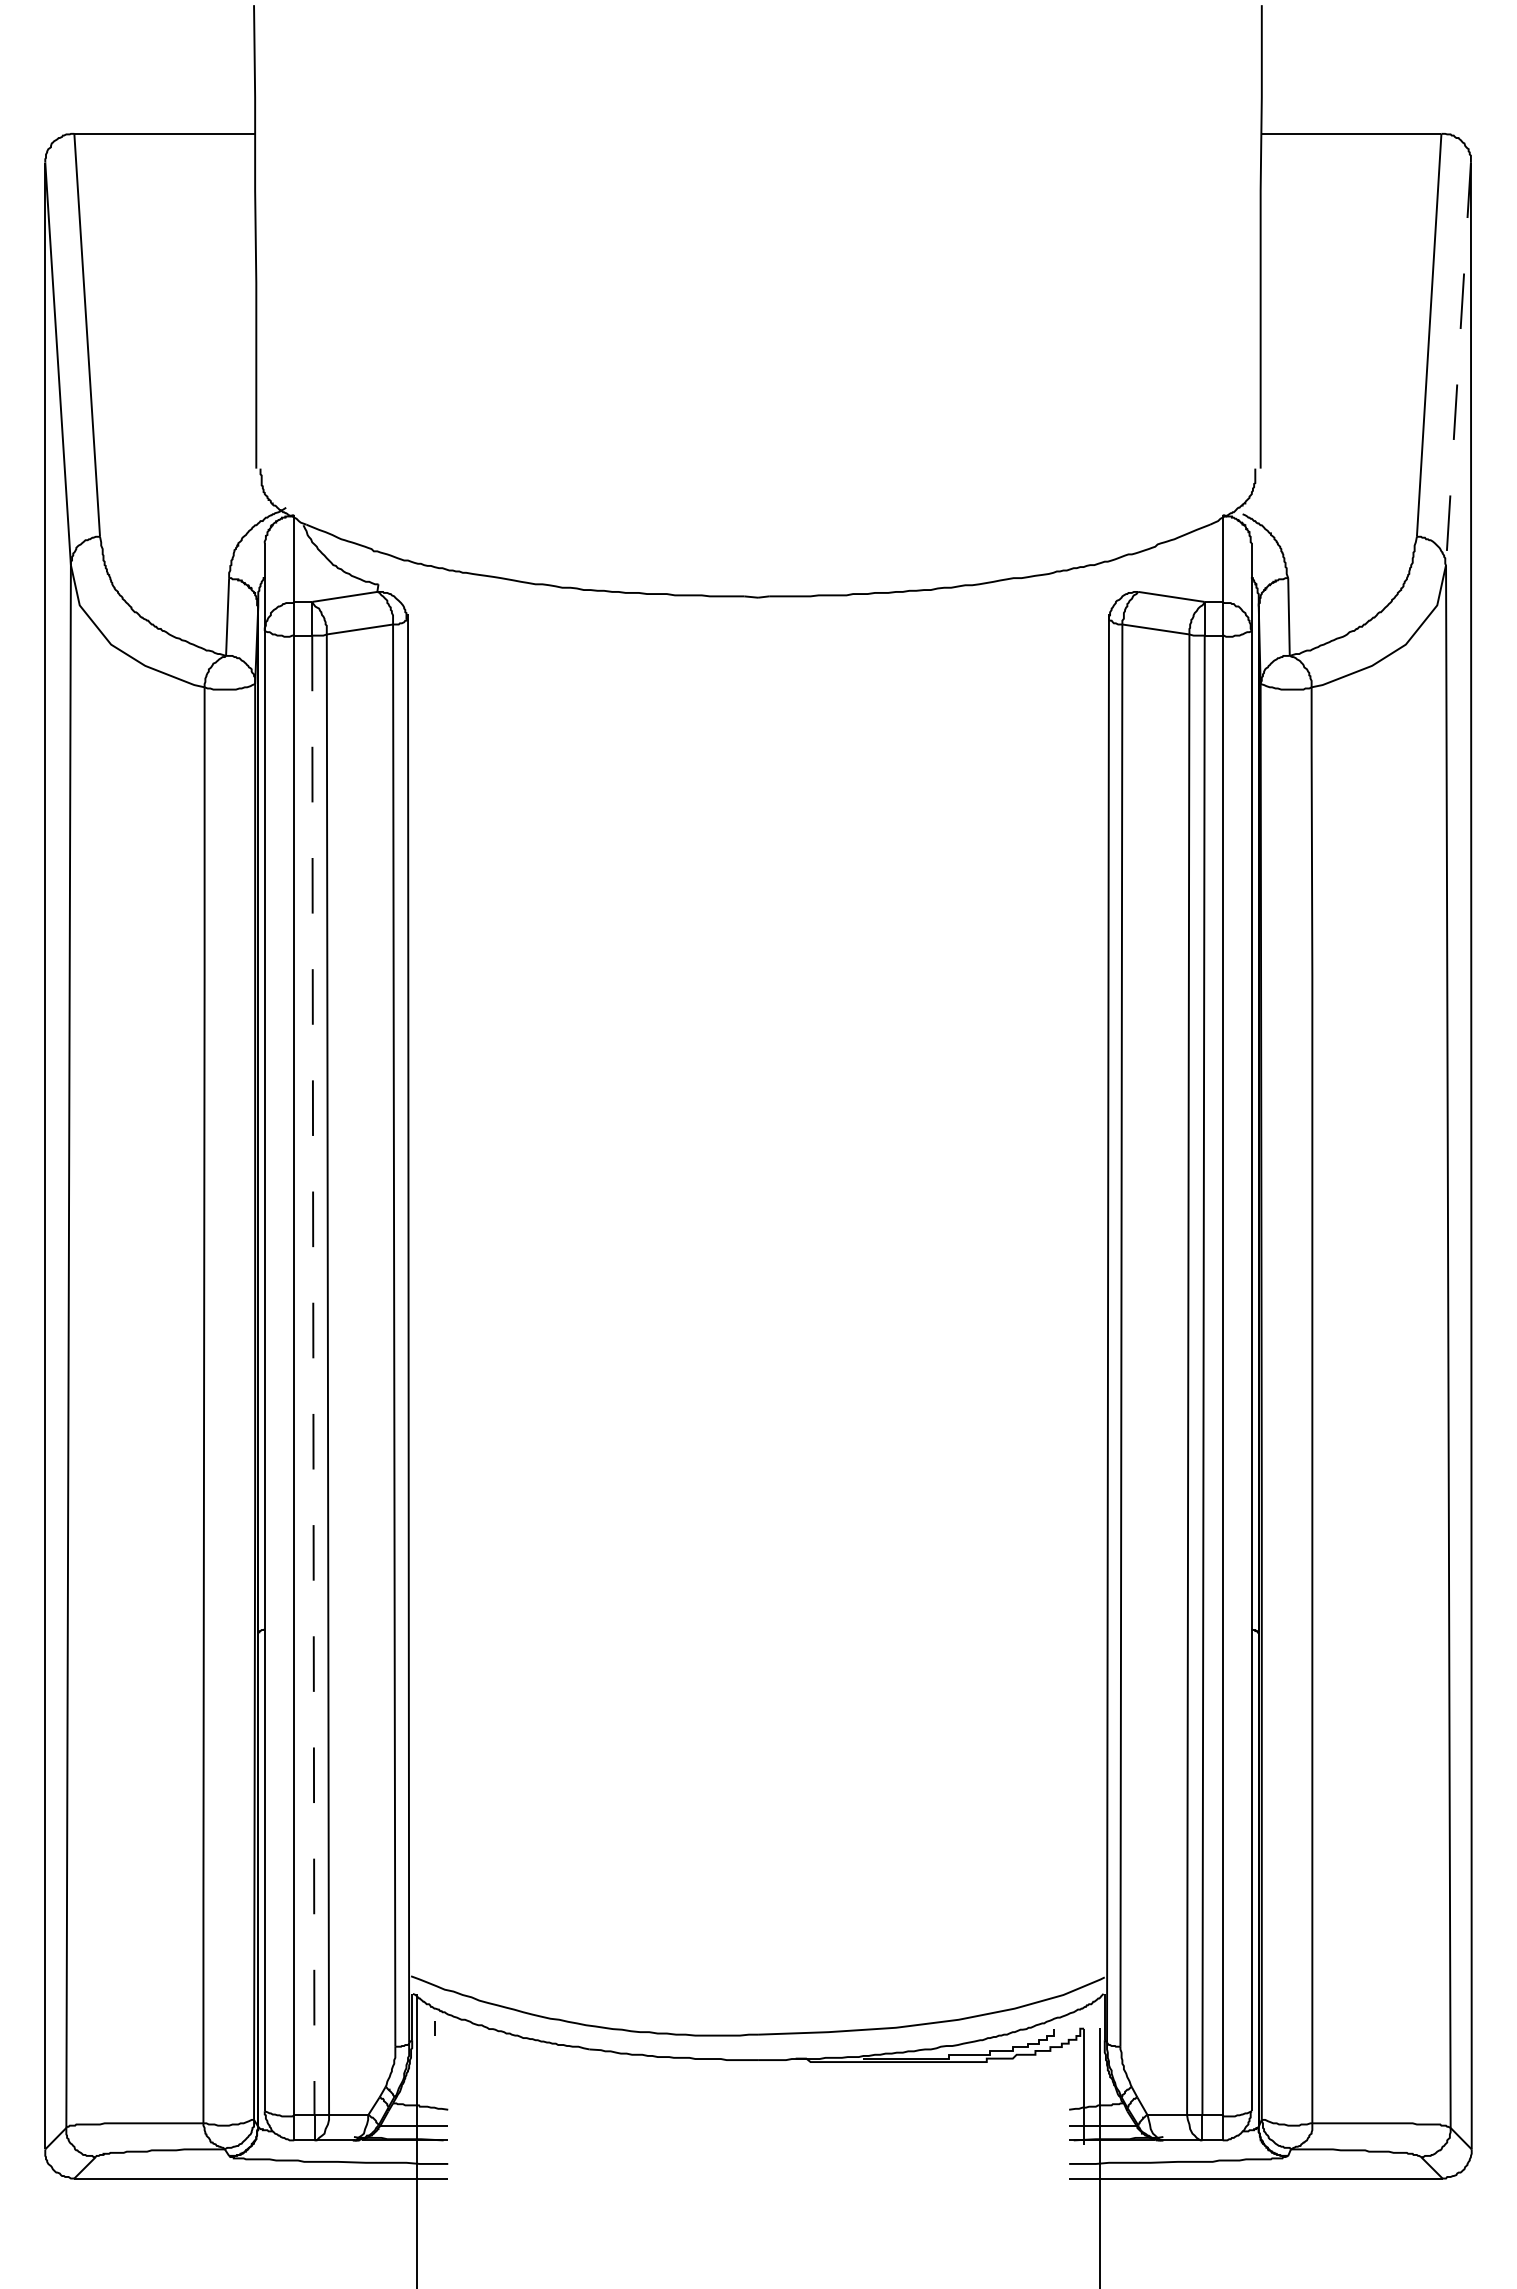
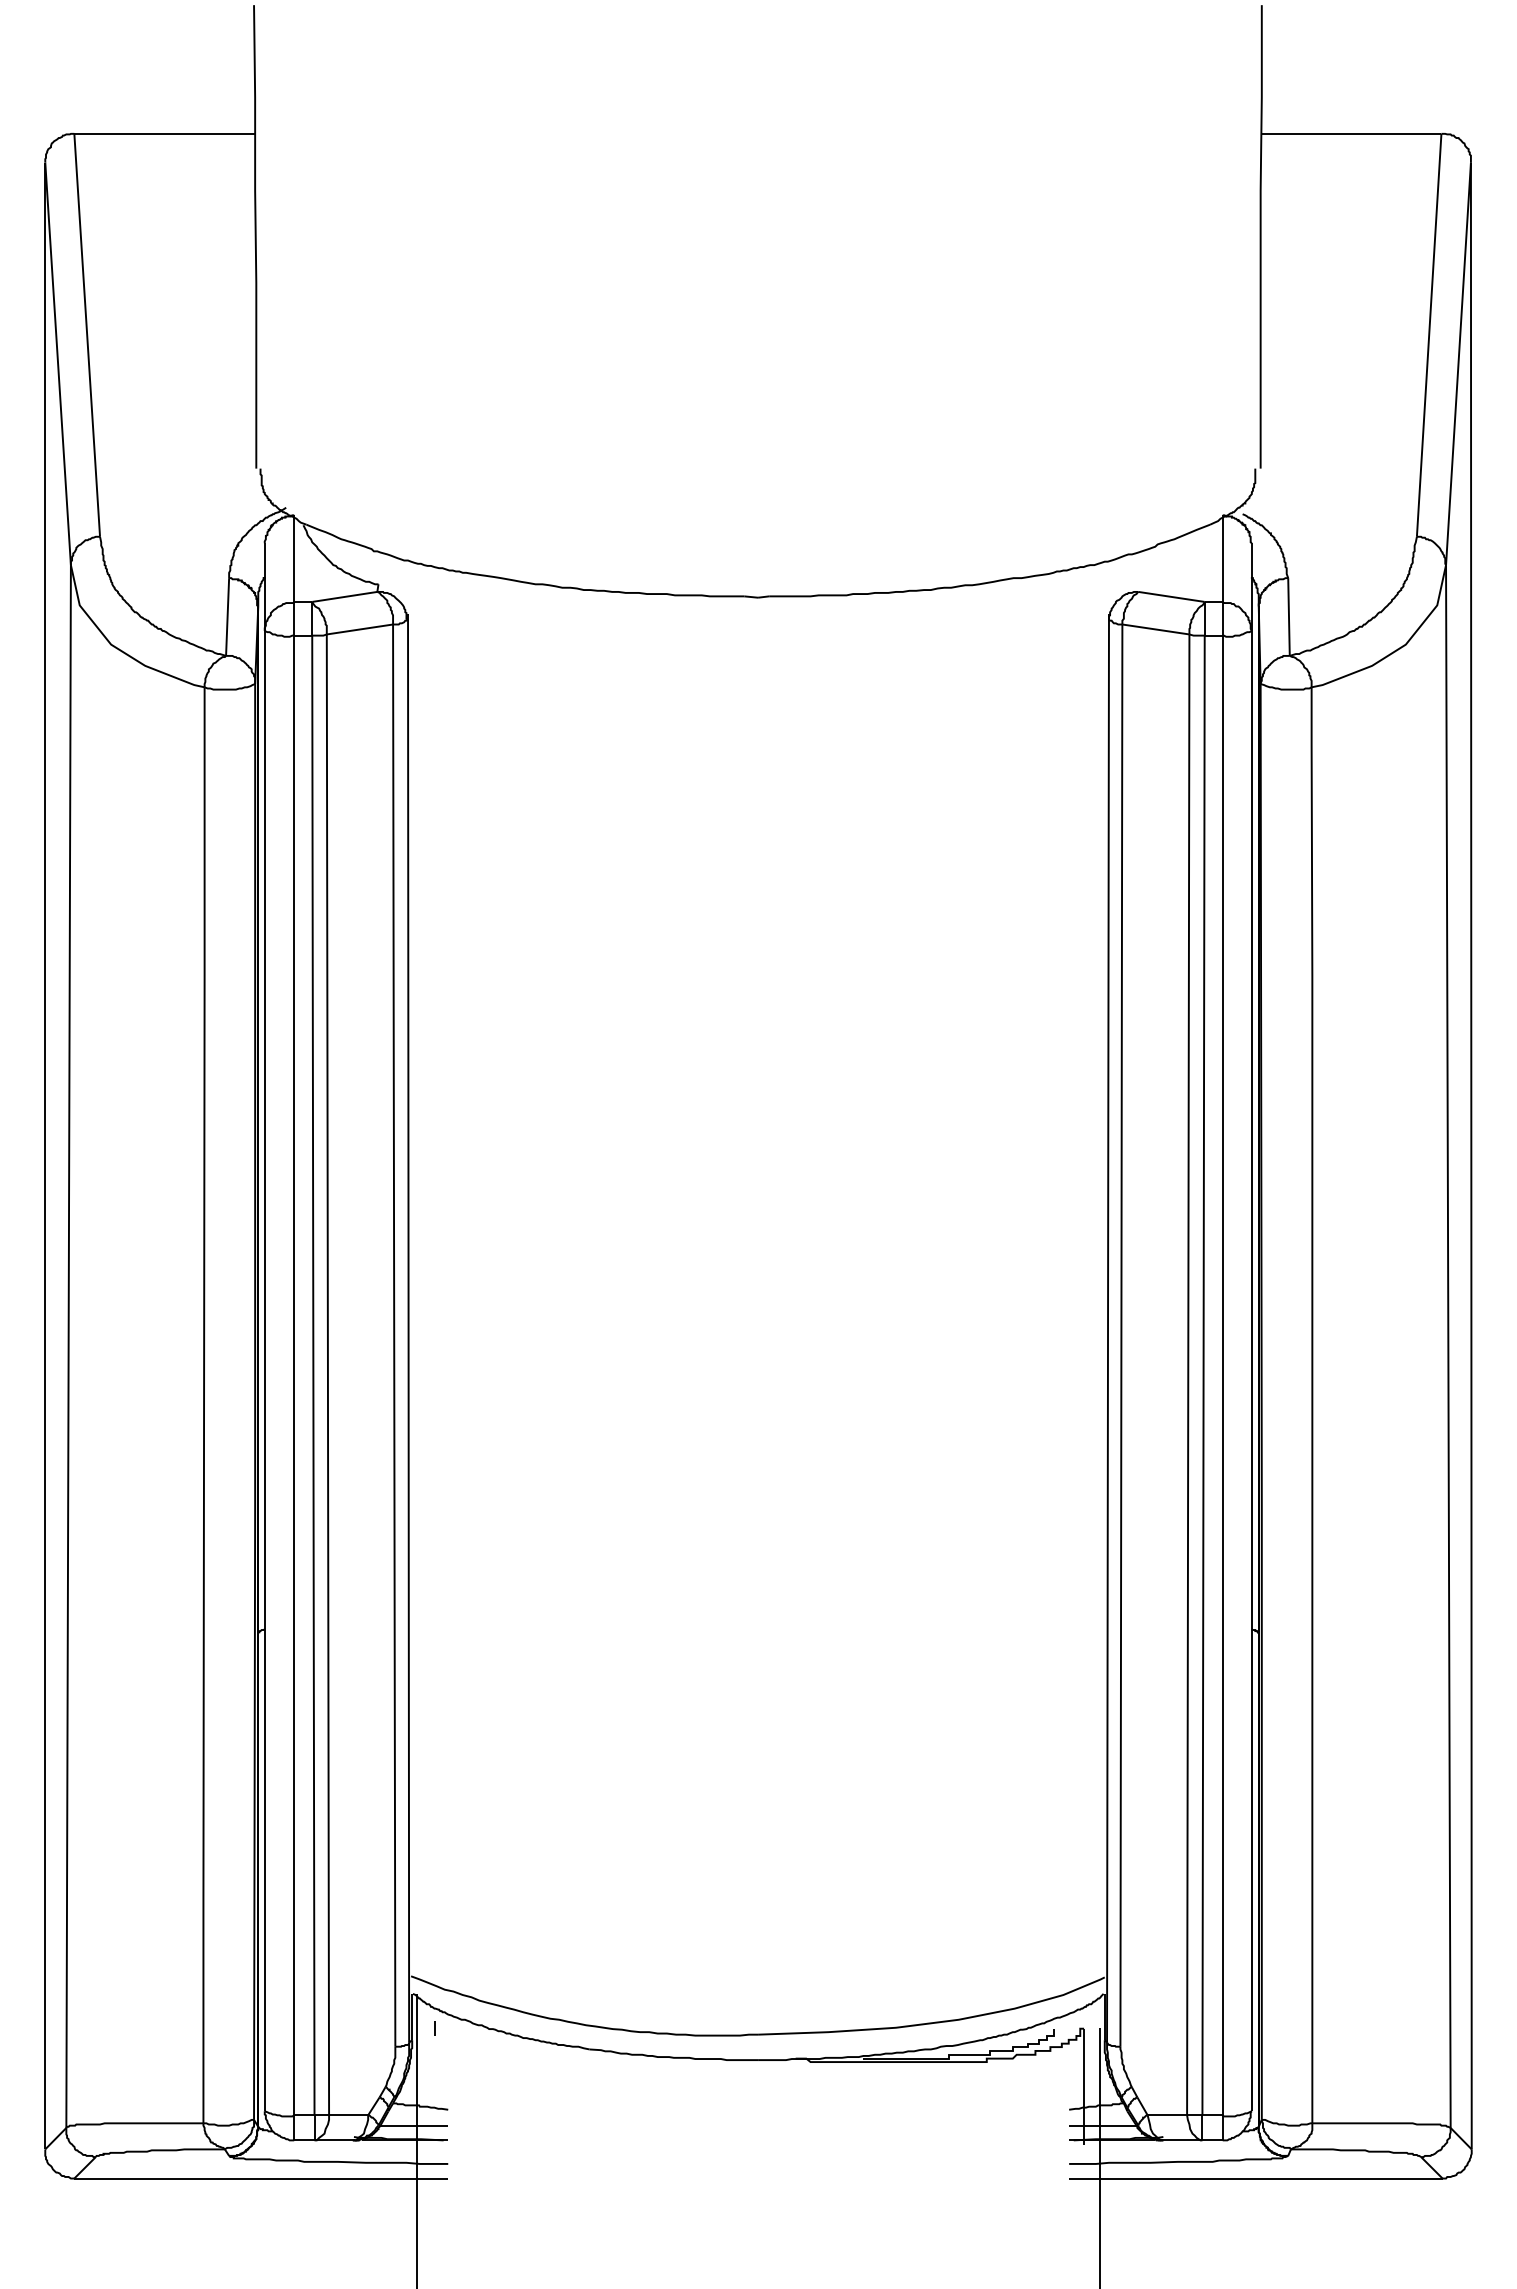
line: dashed -> solid (1458, 363)
line: dashed -> solid (313, 1375)
